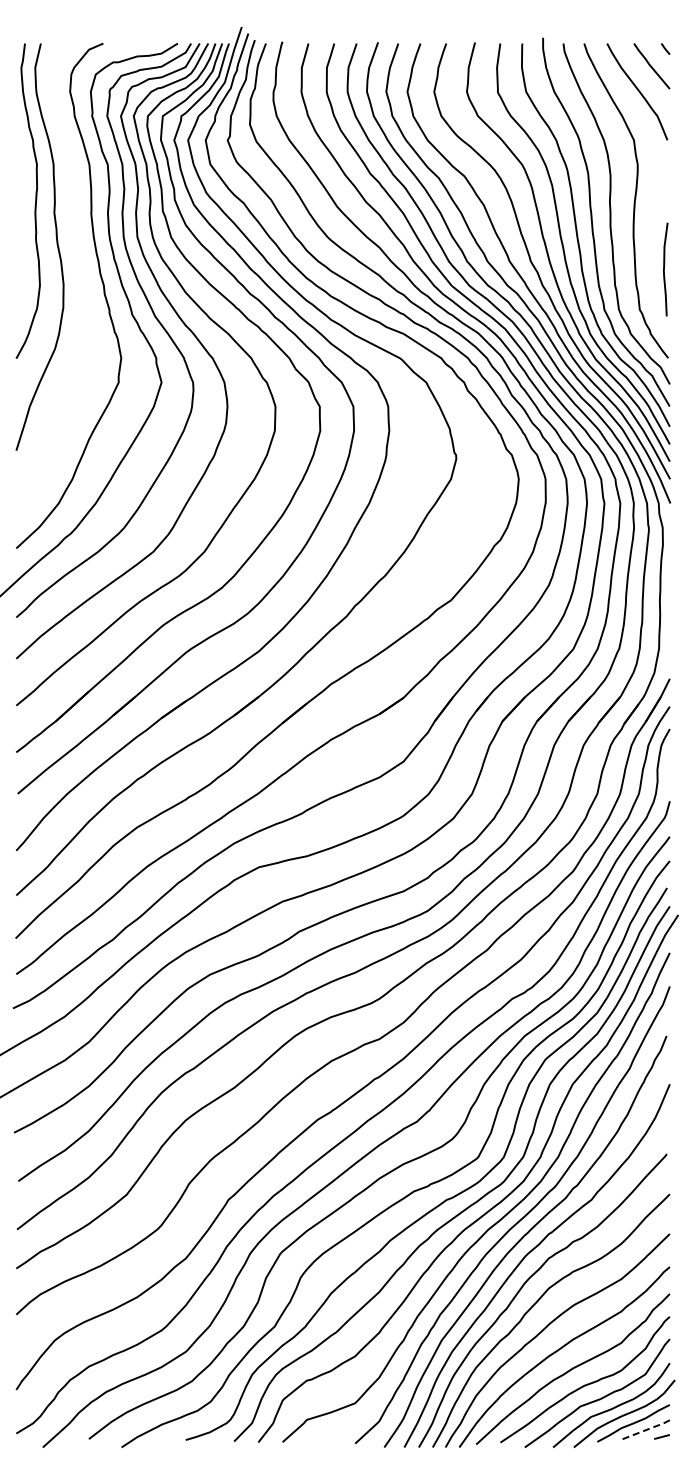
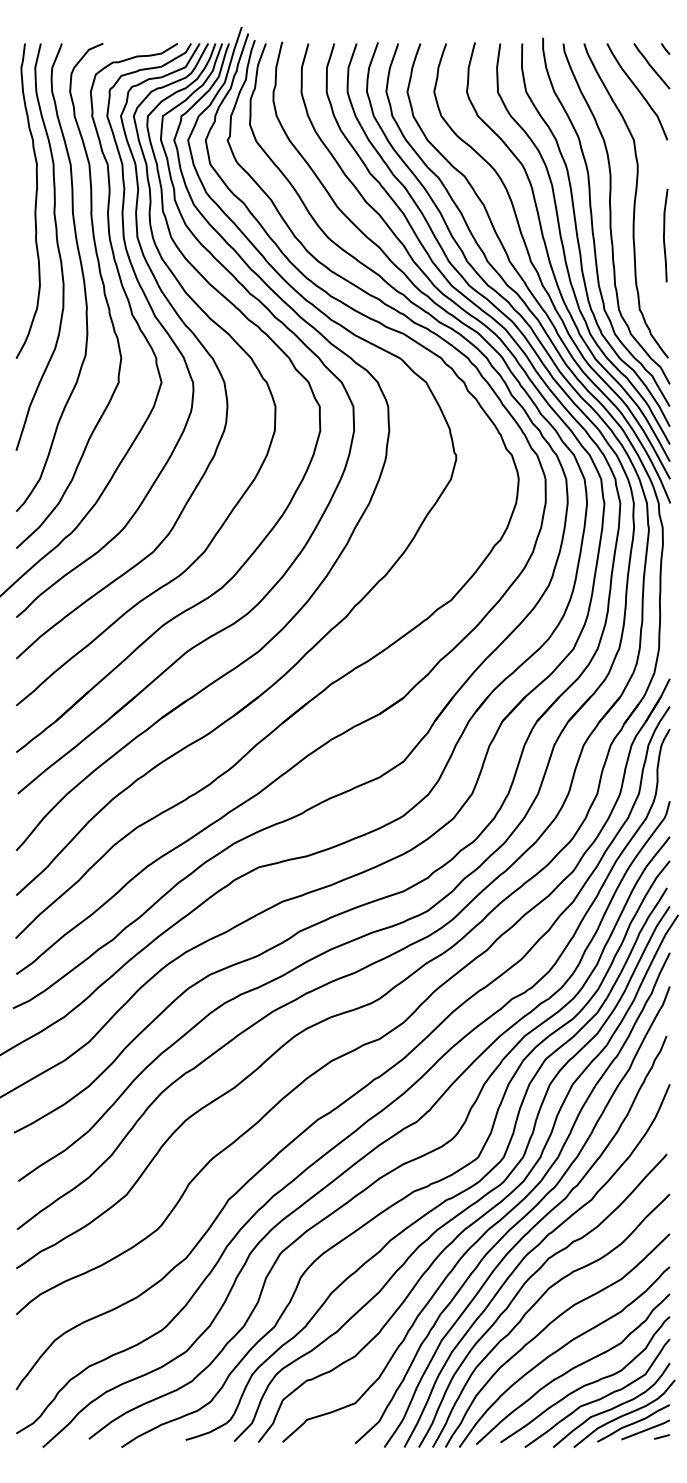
curve position: (664, 269) -> (664, 235) (664, 235)
curve: none -> present (81, 272)
line: dashed -> solid (646, 1430)
